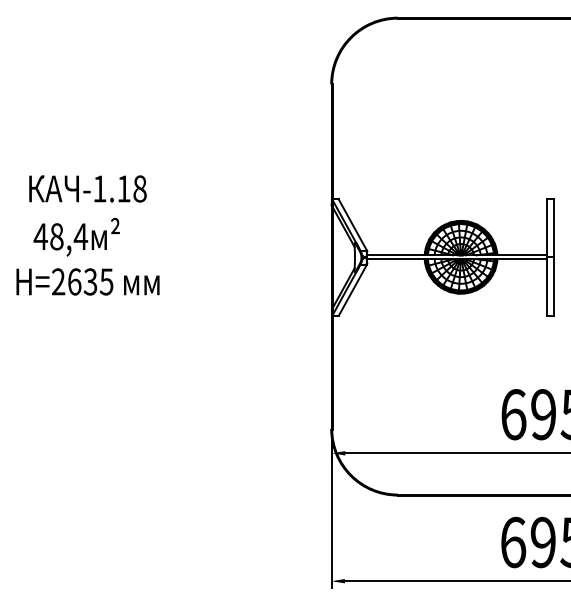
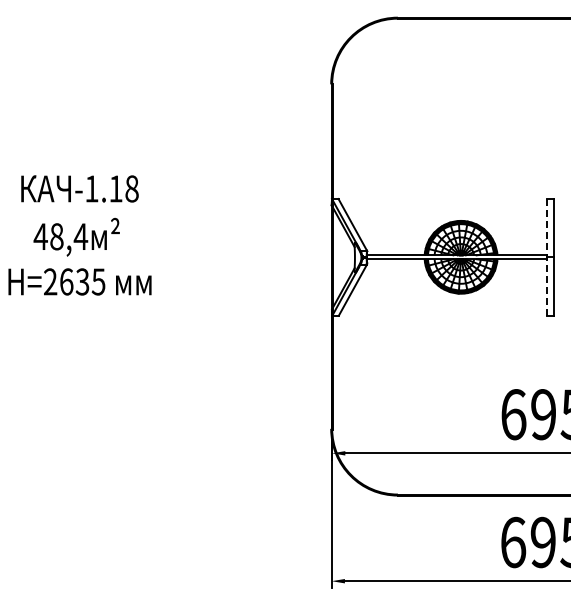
text position: (87, 188) -> (79, 188) (79, 188)
line: solid -> dashed (547, 257)
text position: (87, 281) -> (79, 281) (79, 281)
